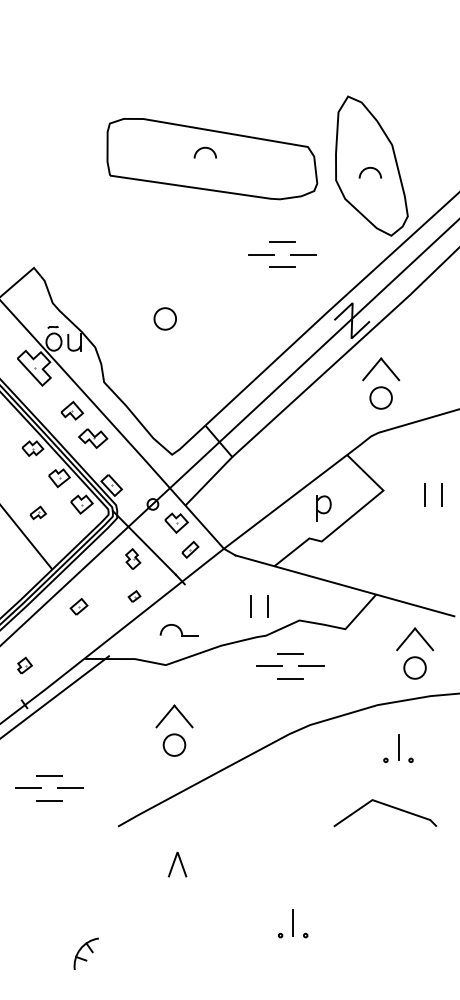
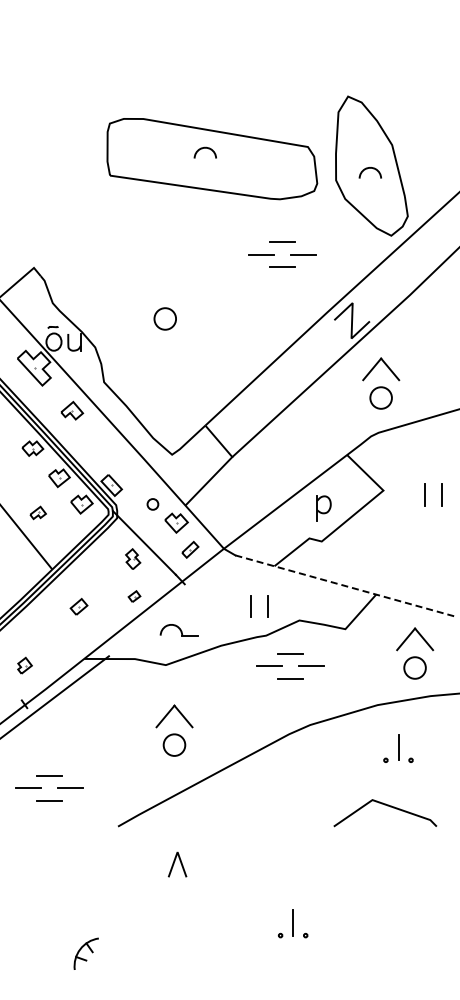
line: present -> none (229, 432)
part: present -> none (93, 438)
line: solid -> dashed (344, 585)
